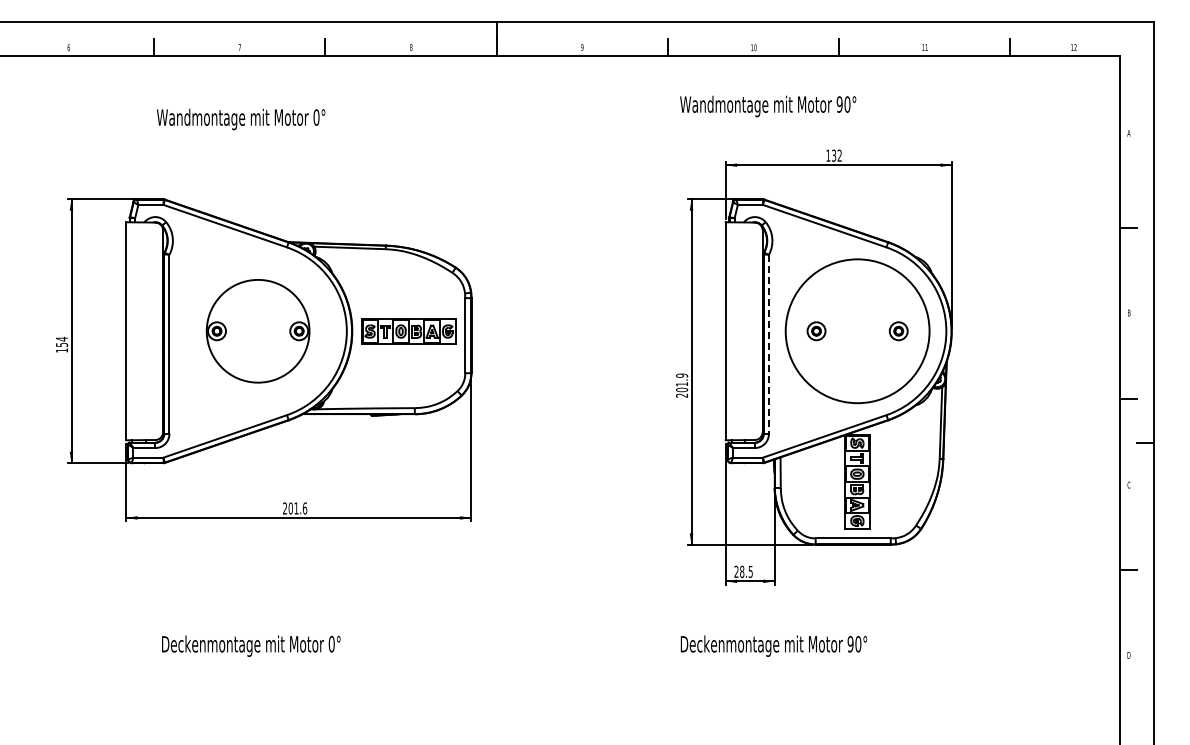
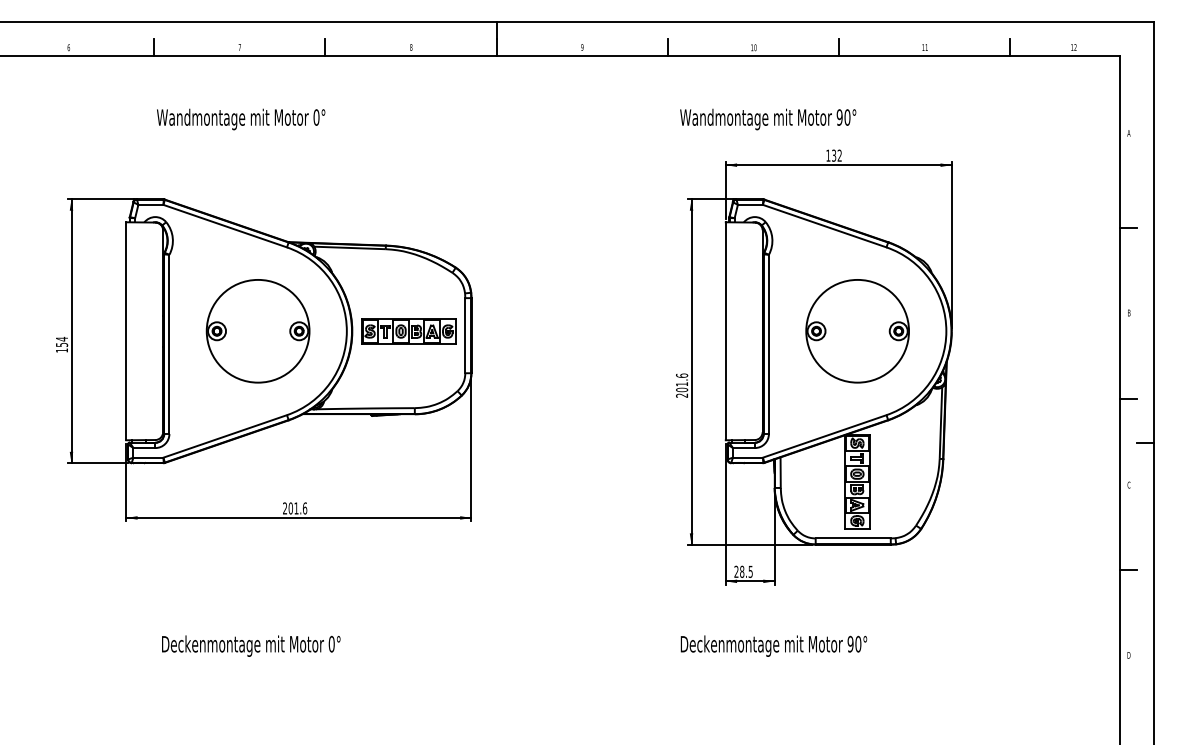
text position: (768, 106) -> (768, 119) (768, 119)
circle diameter: 144 px -> 103 px (857, 330)
line: dashed -> solid (768, 344)
text: 201.9 -> 201.6 (682, 375)
